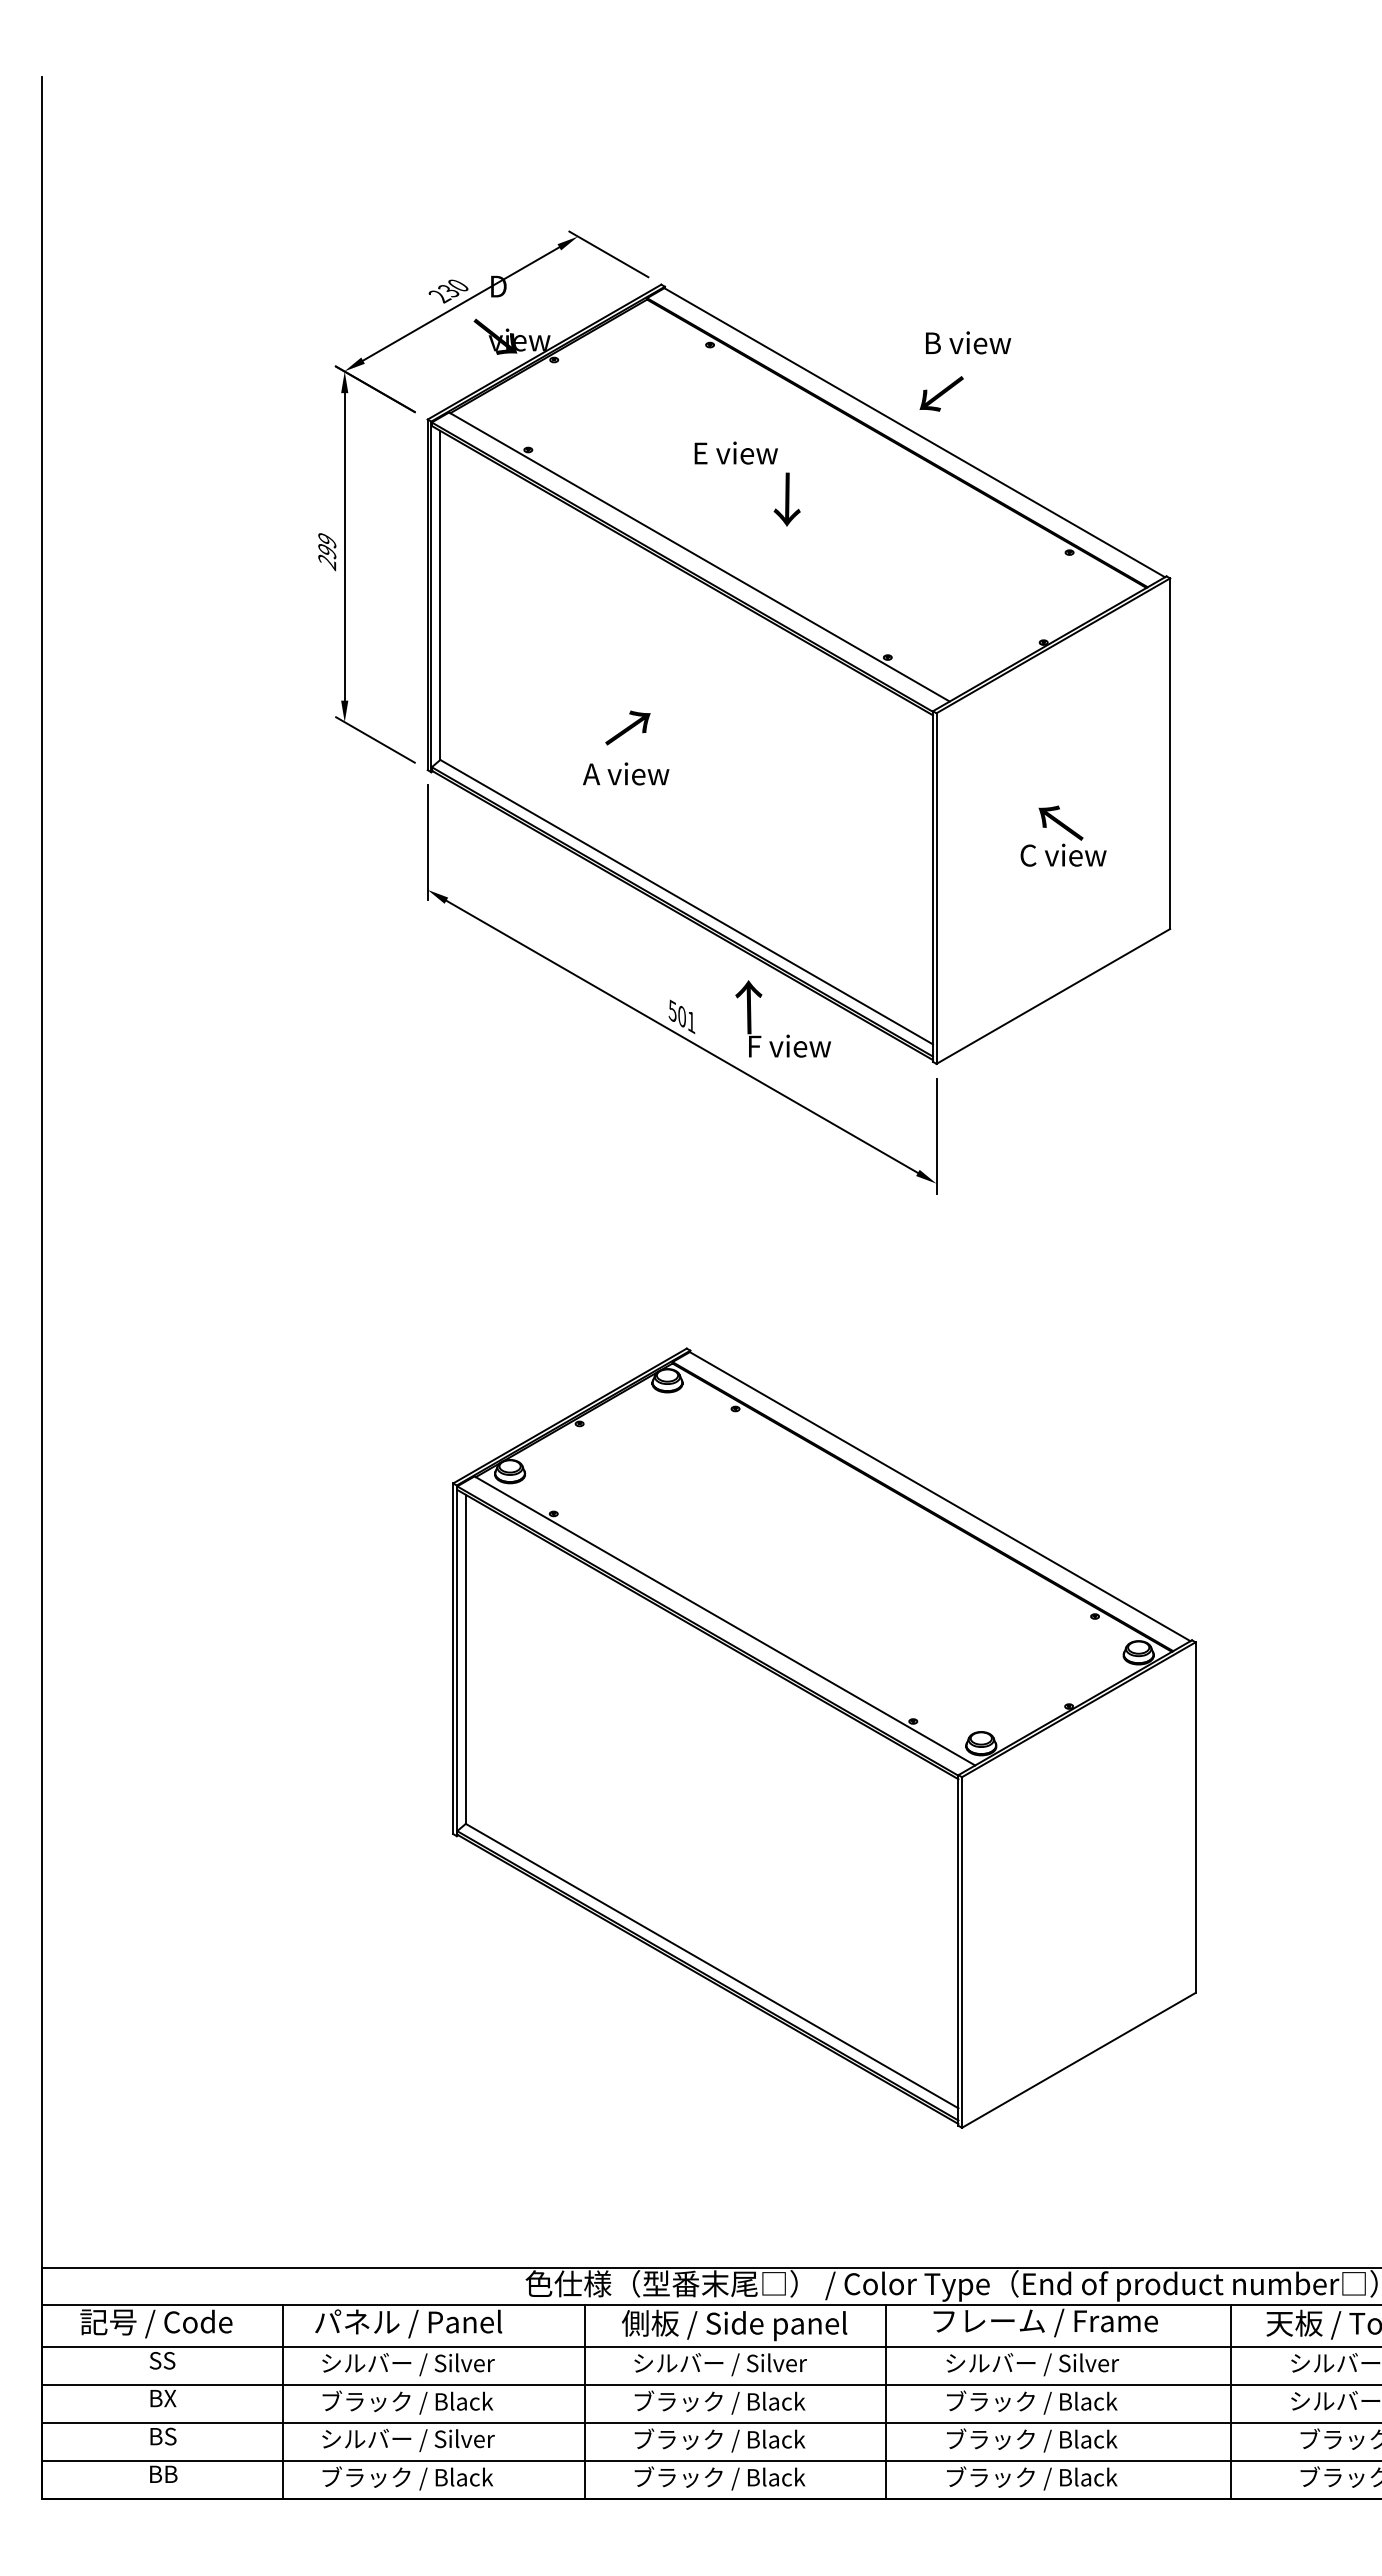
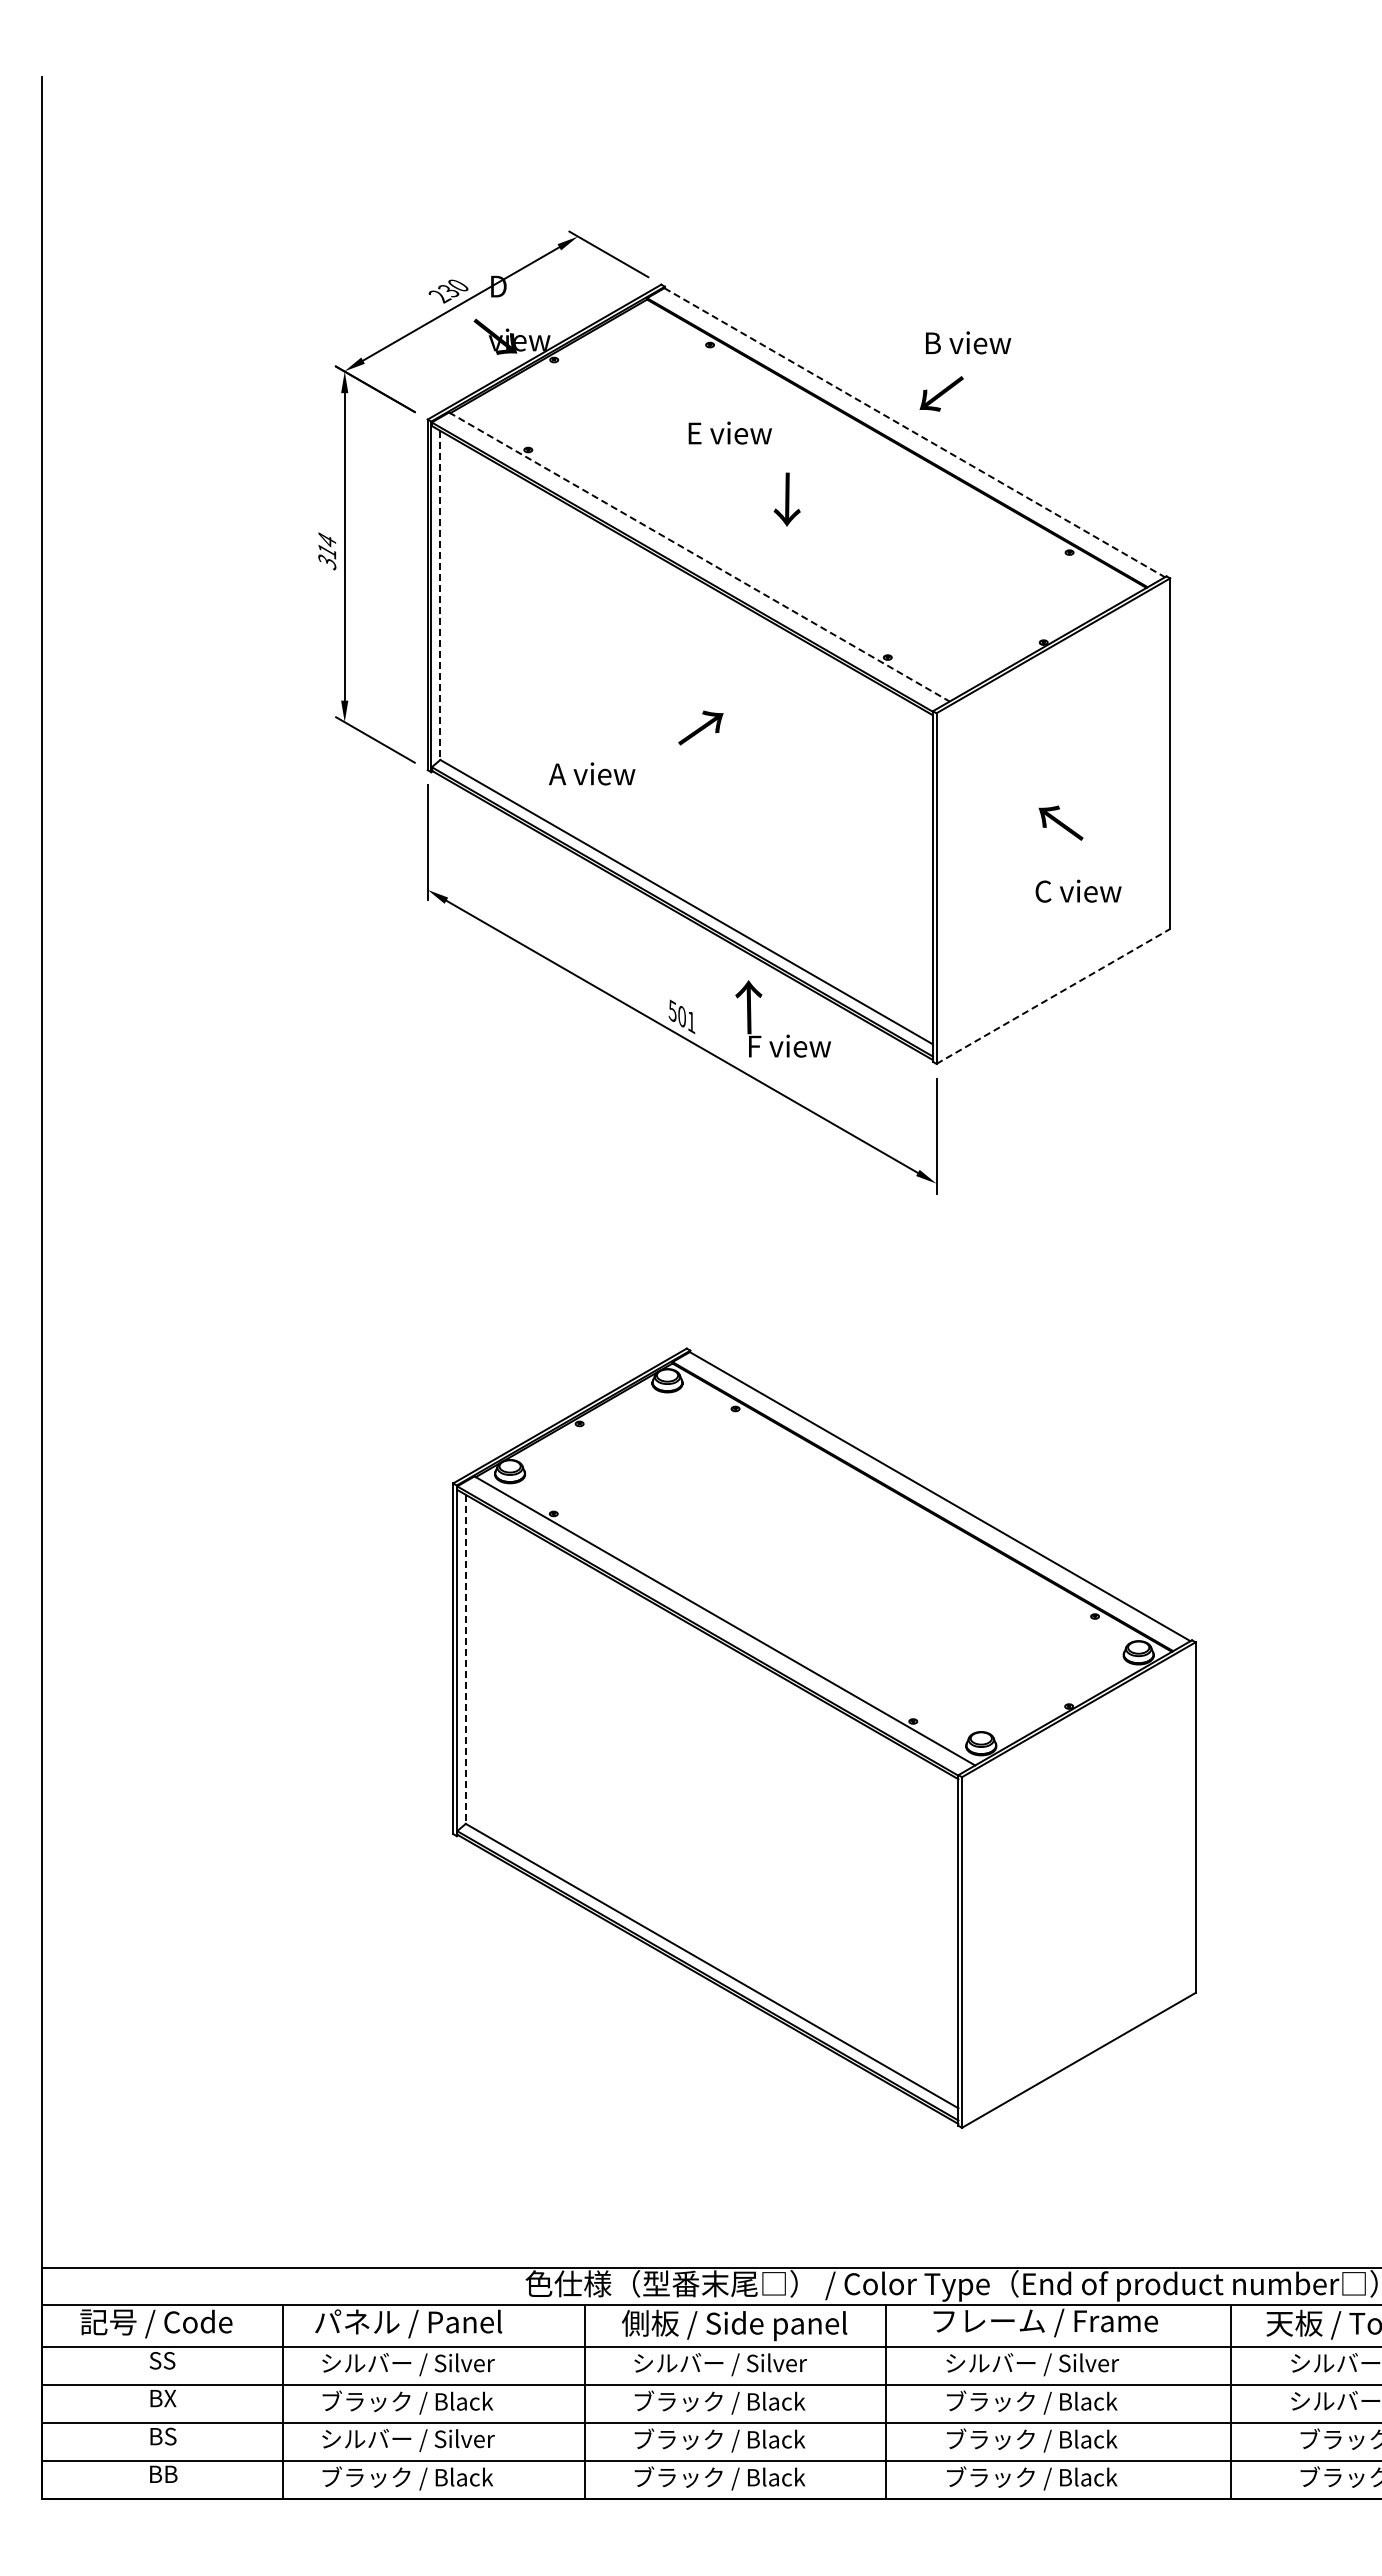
line: solid -> dashed (915, 432)
text position: (735, 452) -> (729, 432) (729, 432)
text: 299 -> 314 (327, 551)
line: solid -> dashed (699, 557)
line: solid -> dashed (440, 595)
text position: (627, 727) -> (700, 727) (700, 727)
text position: (626, 773) -> (592, 773) (592, 773)
text position: (1063, 854) -> (1078, 890) (1078, 890)
line: solid -> dashed (1053, 996)
line: solid -> dashed (465, 1659)
